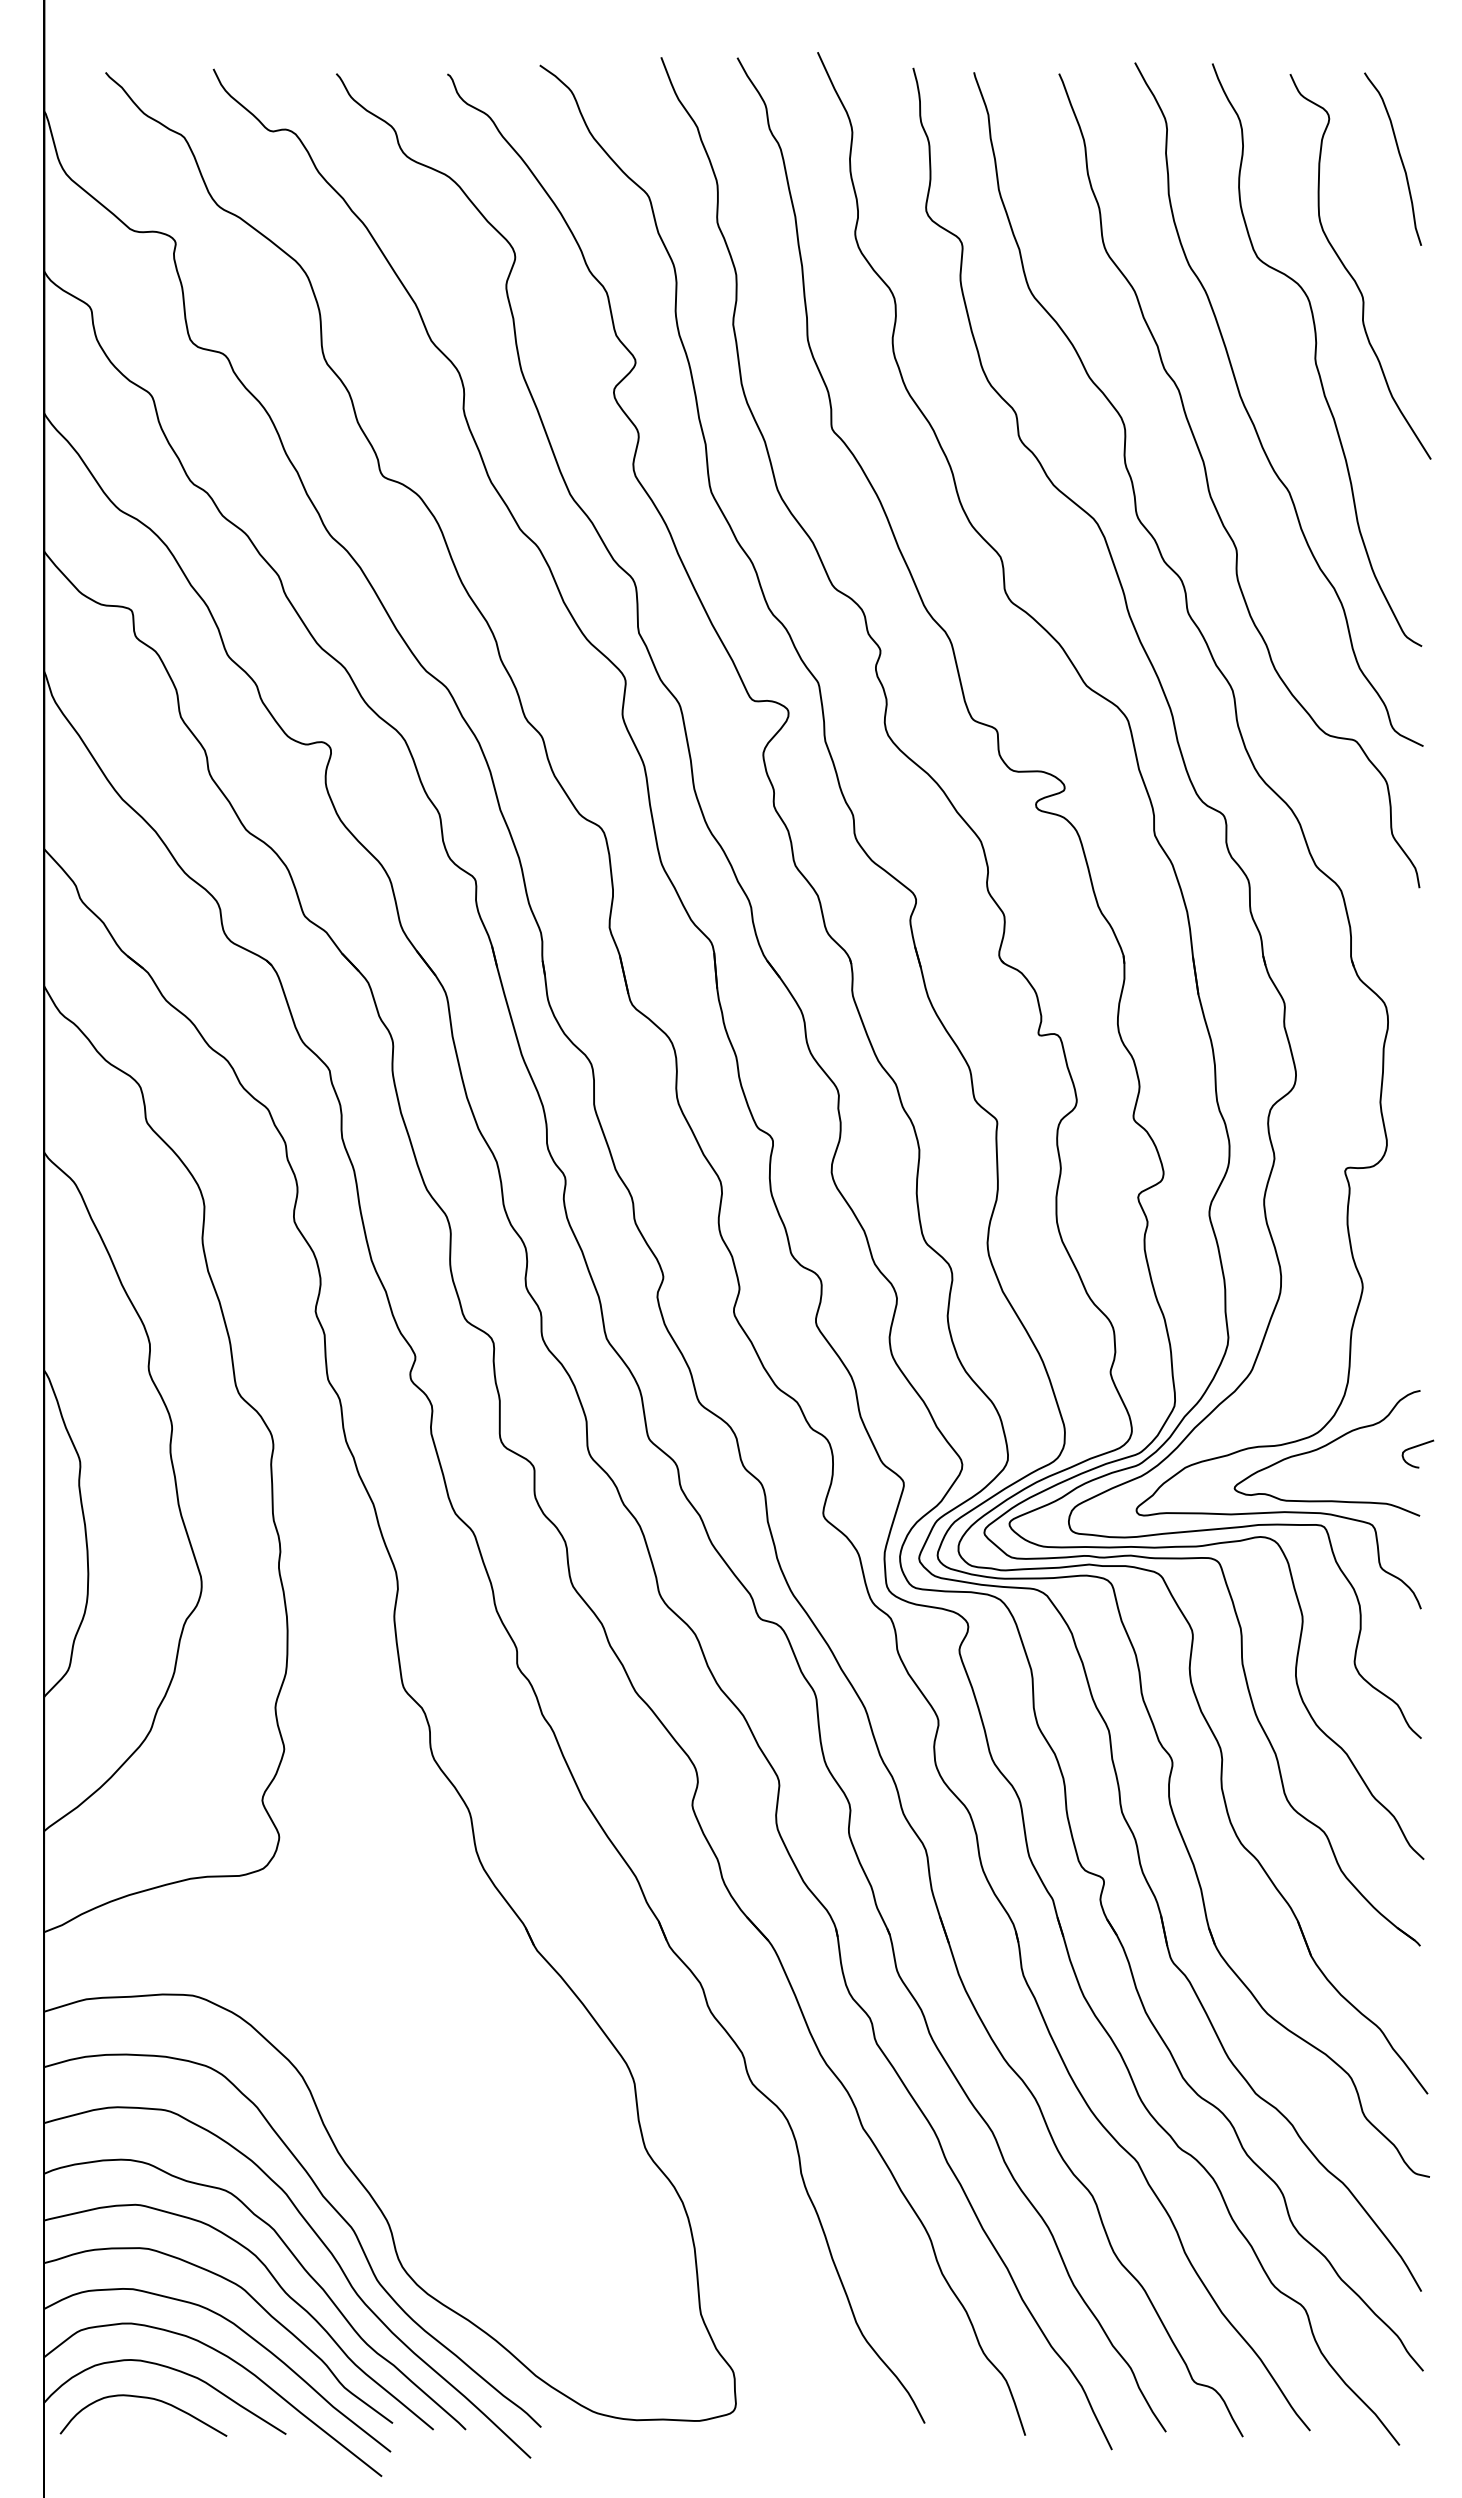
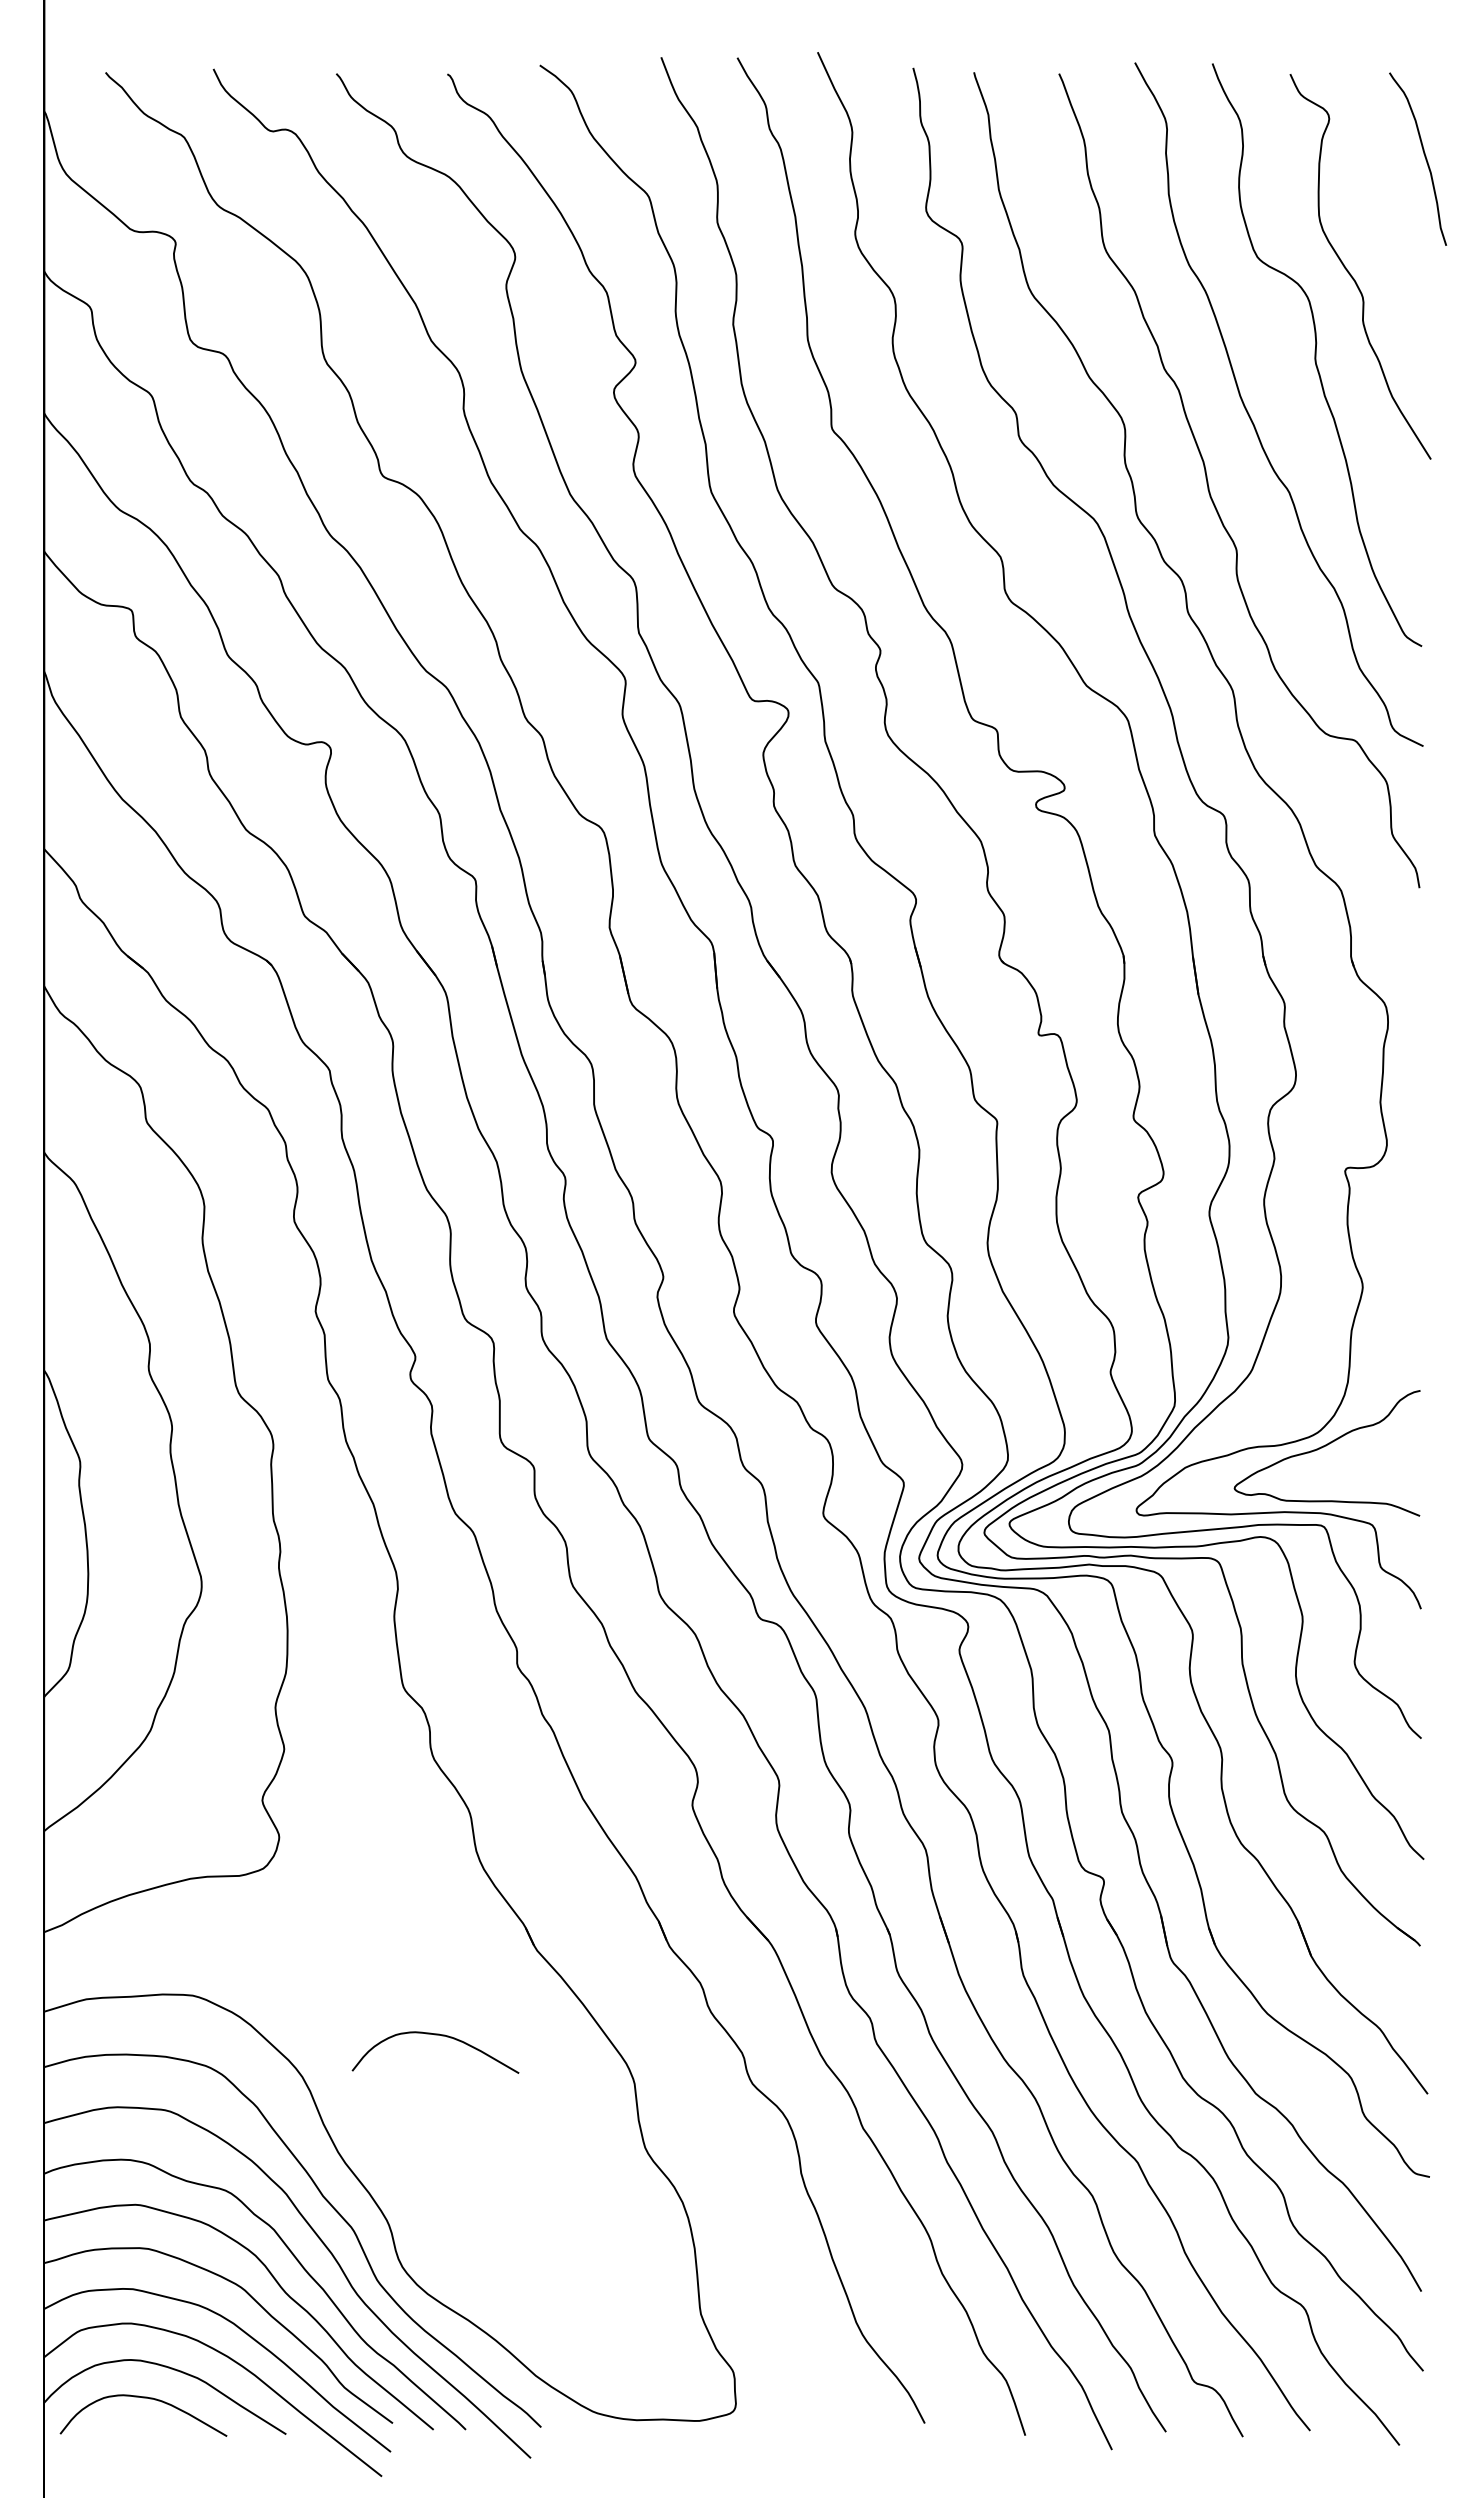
curve position: (1399, 157) -> (1424, 157) (1424, 157)
curve: present -> none (1416, 1447)
curve: none -> present (435, 2035)
